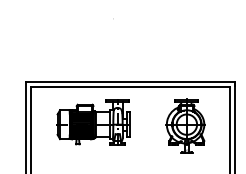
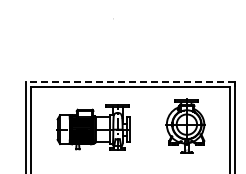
line: solid -> dashed (129, 81)
part position: (93, 122) -> (93, 127) (93, 127)
